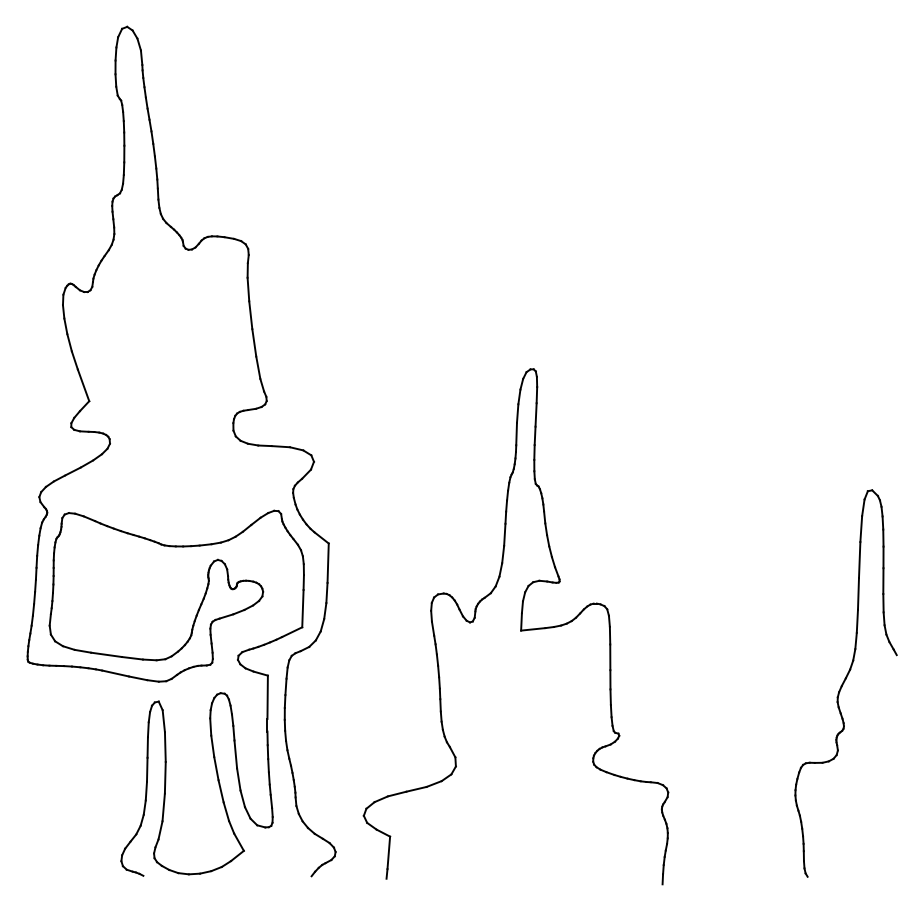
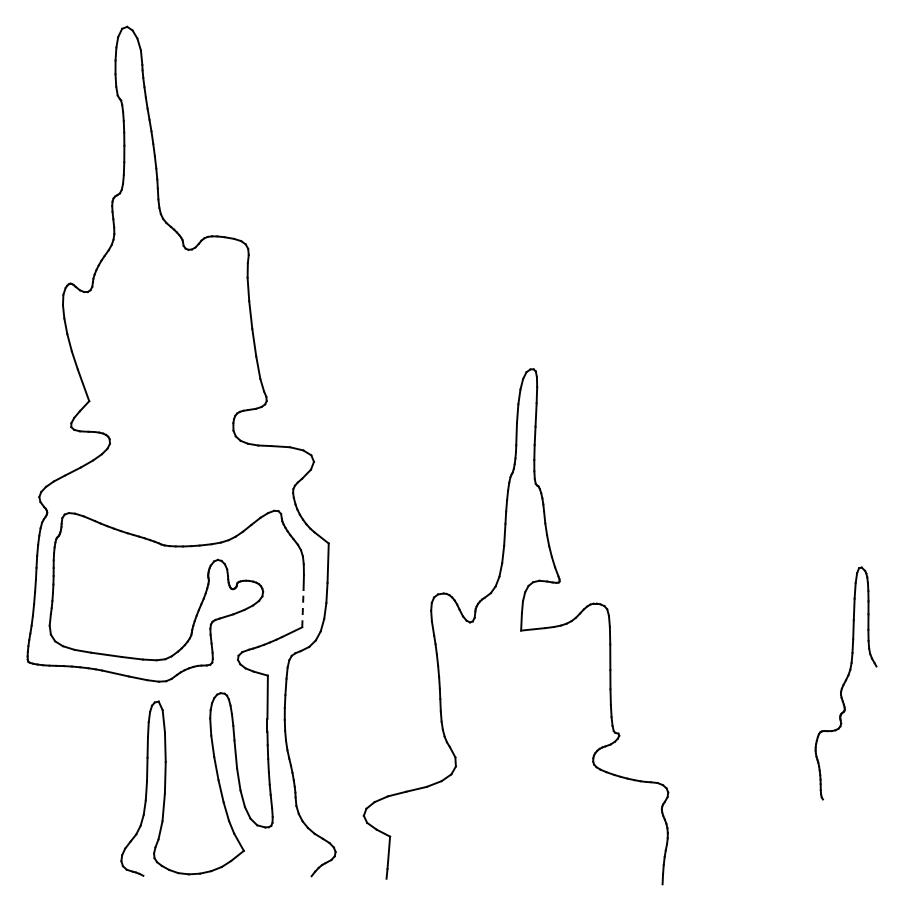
line: solid -> dashed (302, 608)
part size: 104x389 px -> 64x235 px (845, 683)
